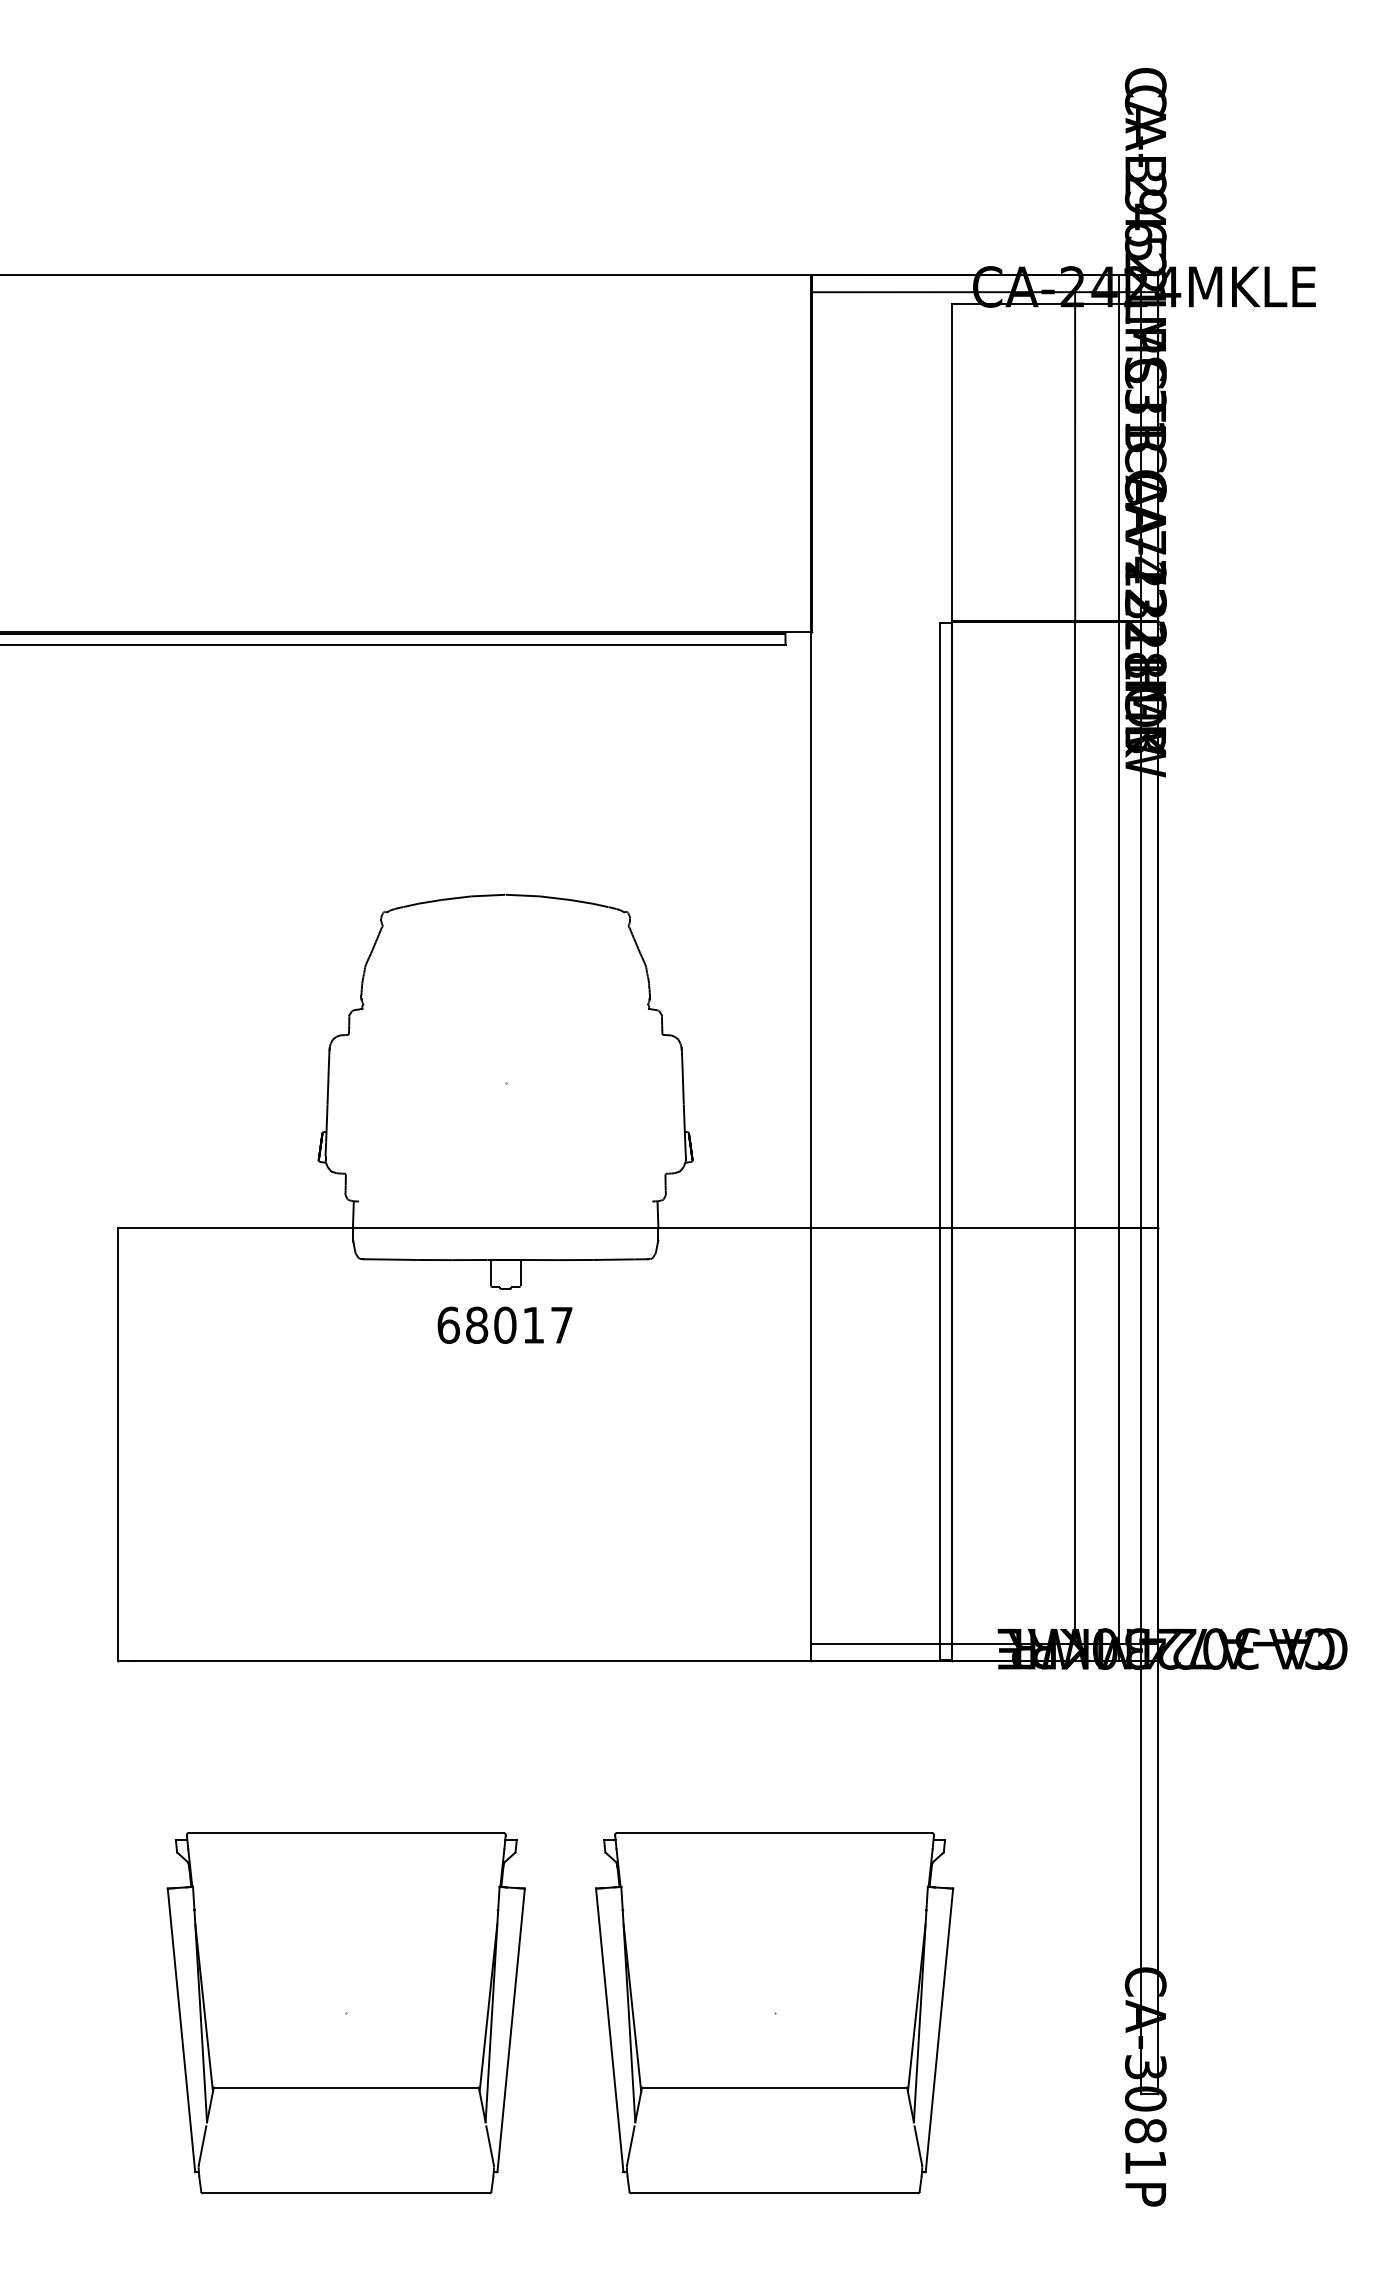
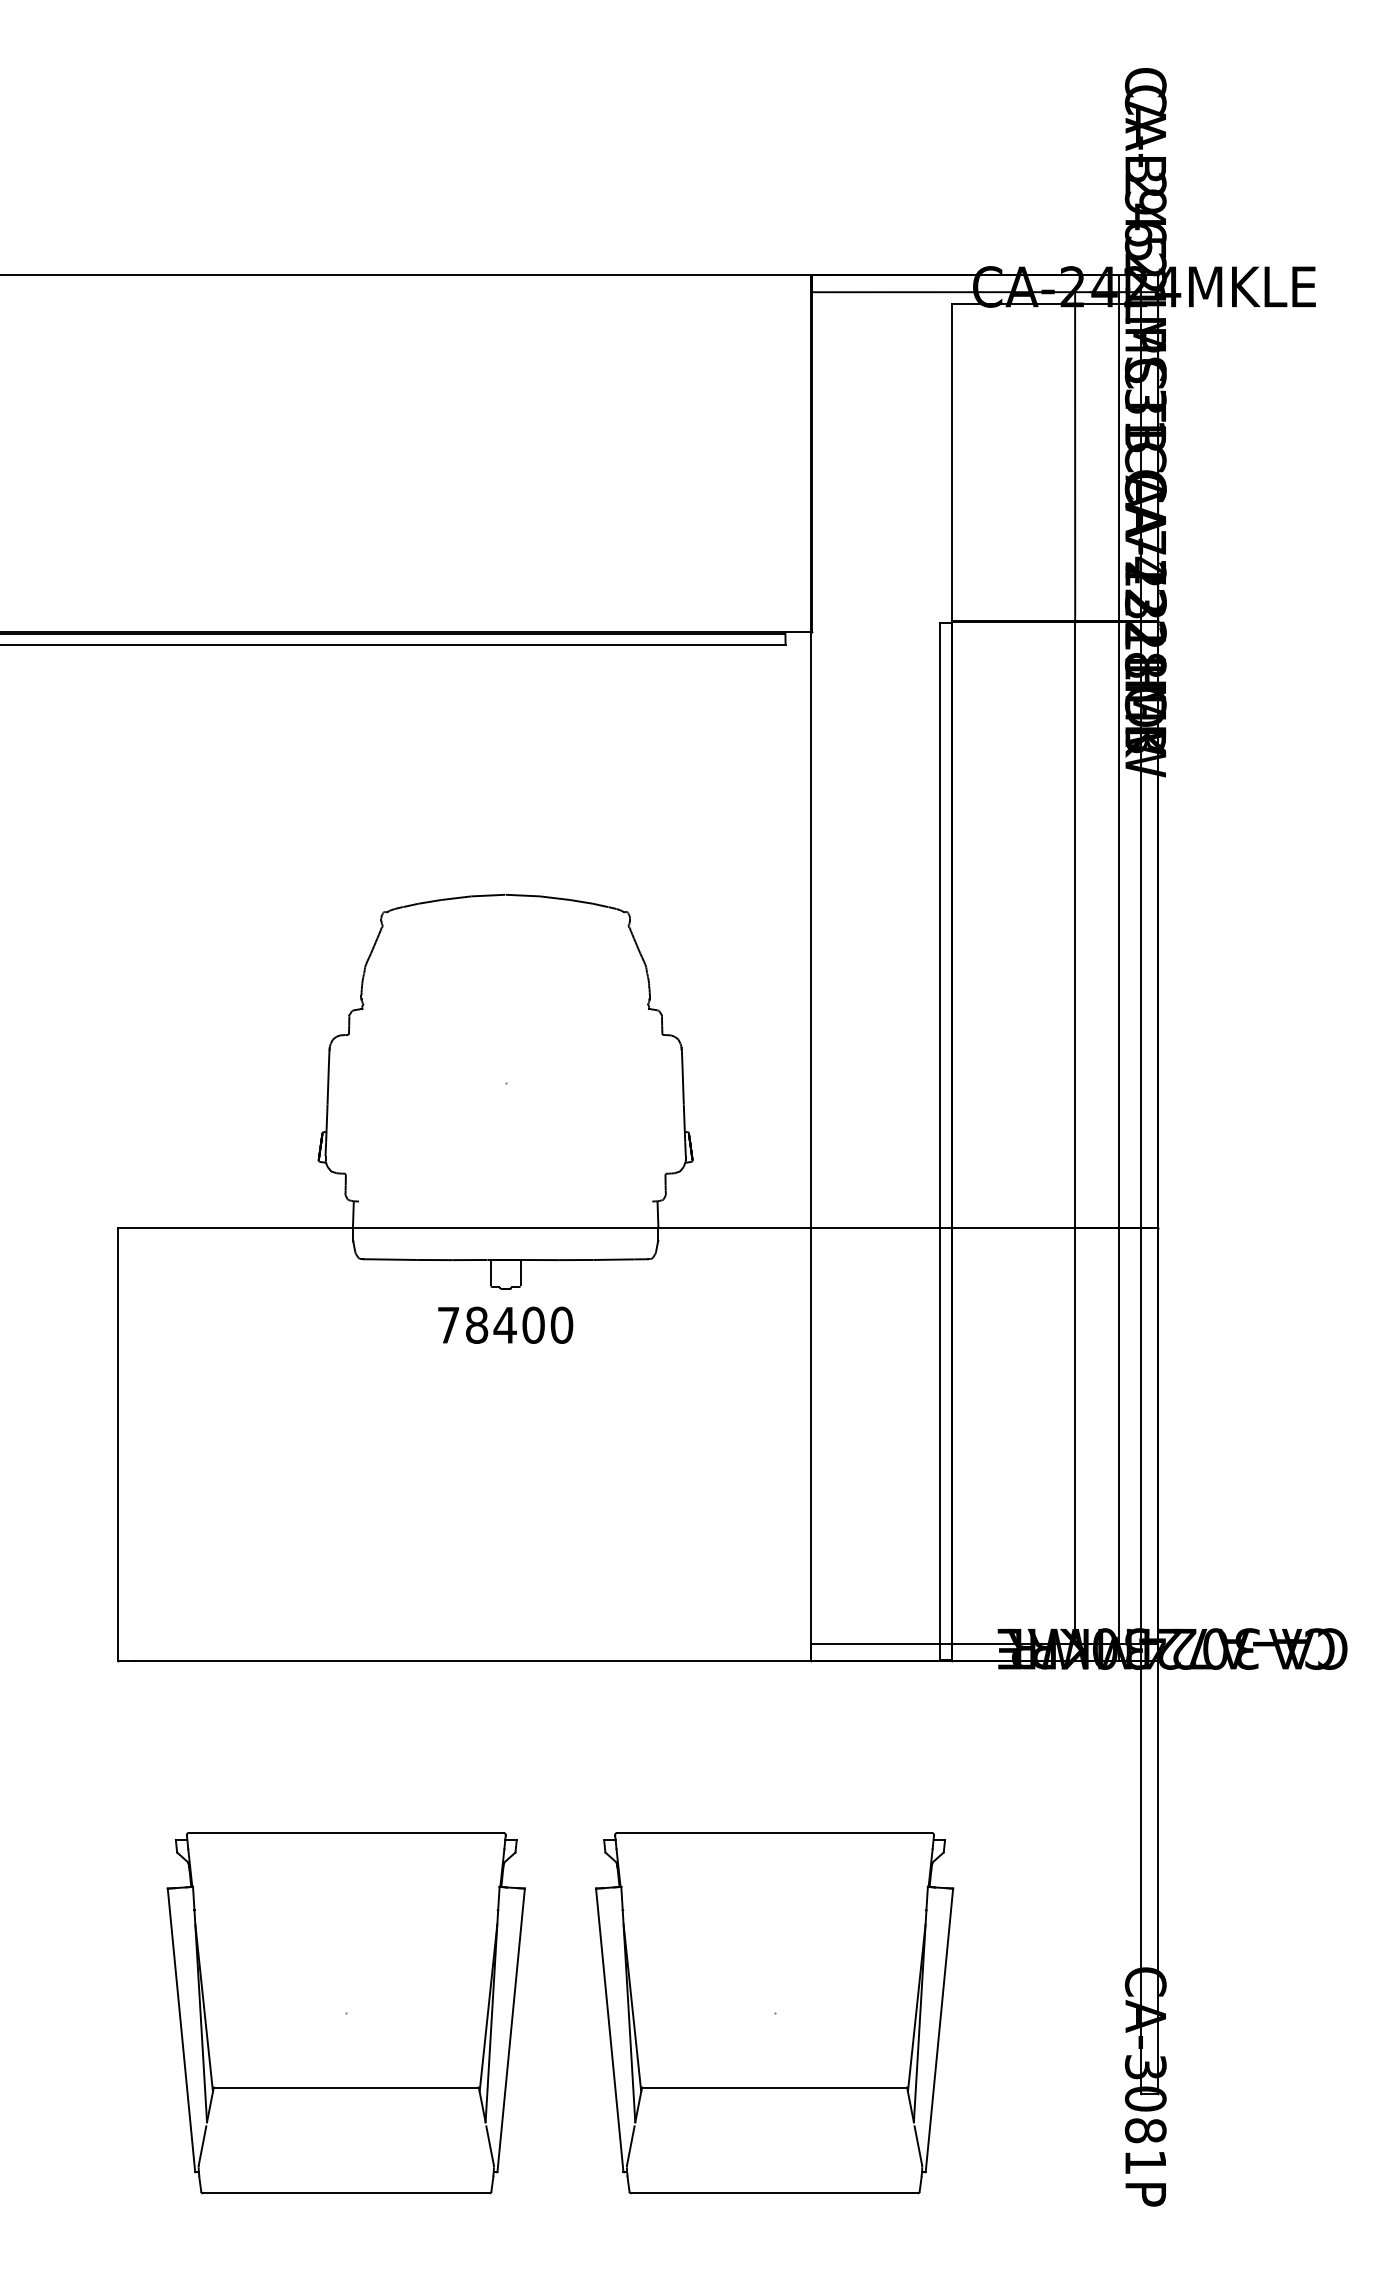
text: 68017 -> 78400 (505, 1324)
